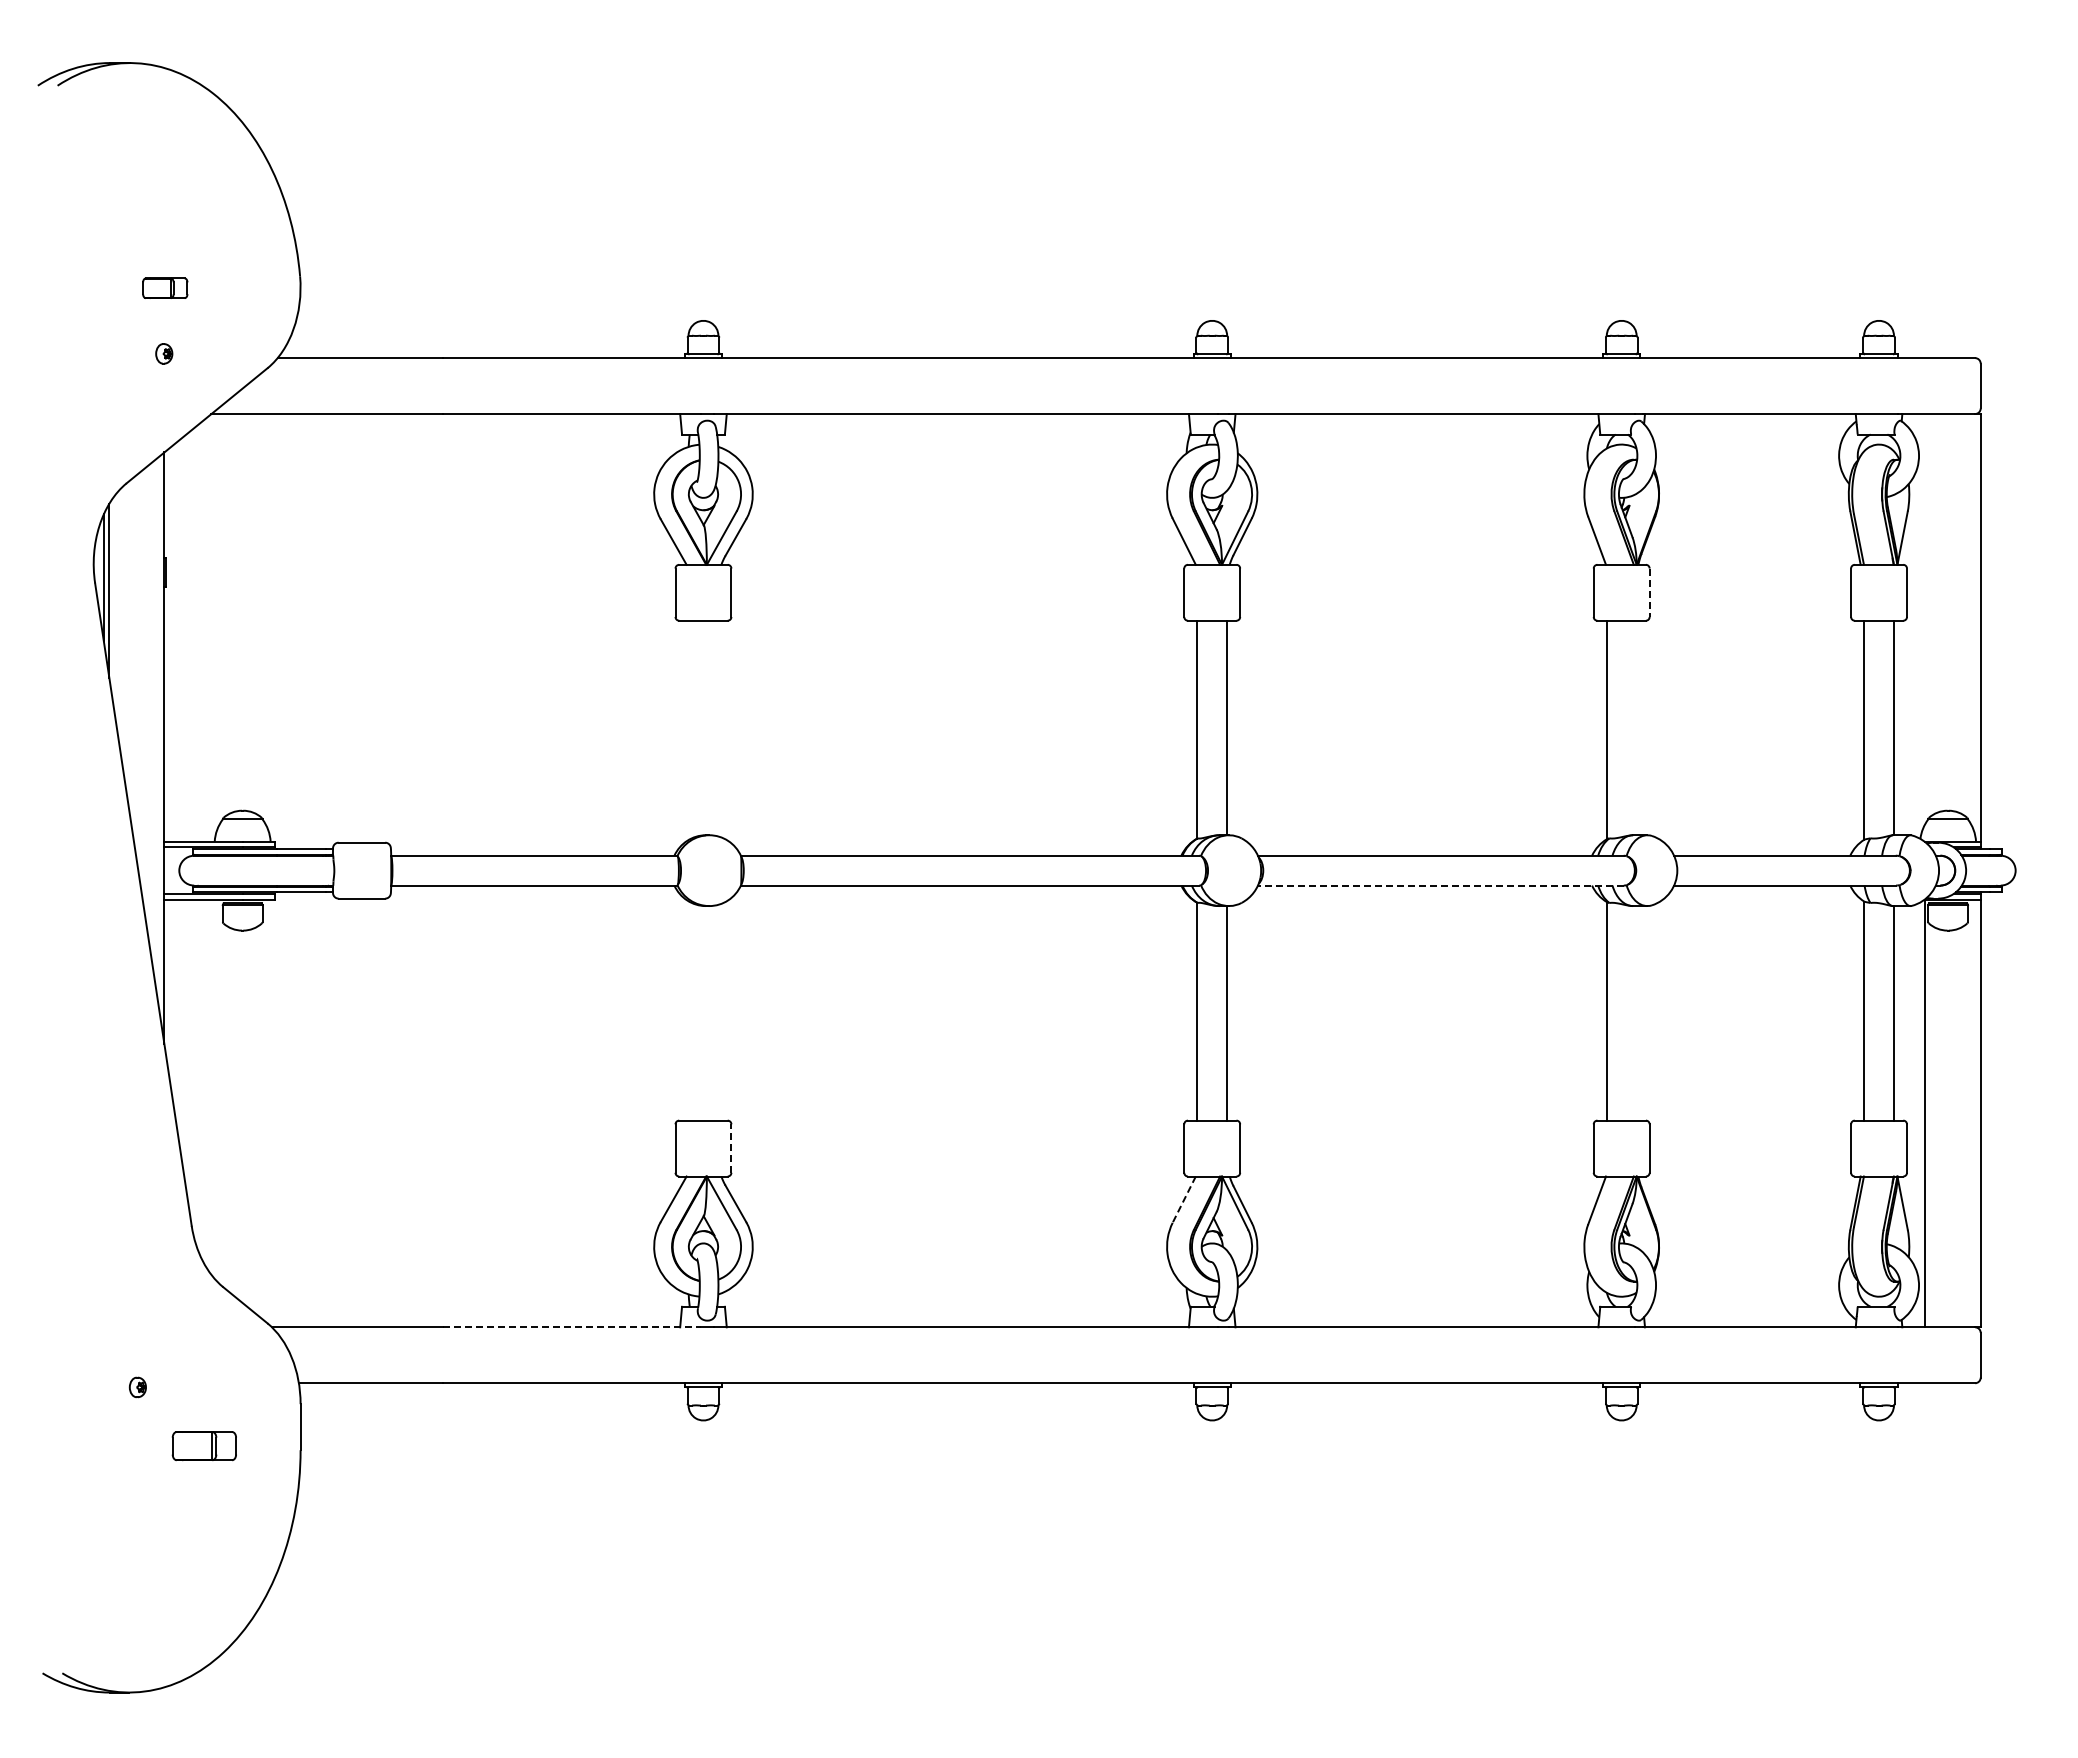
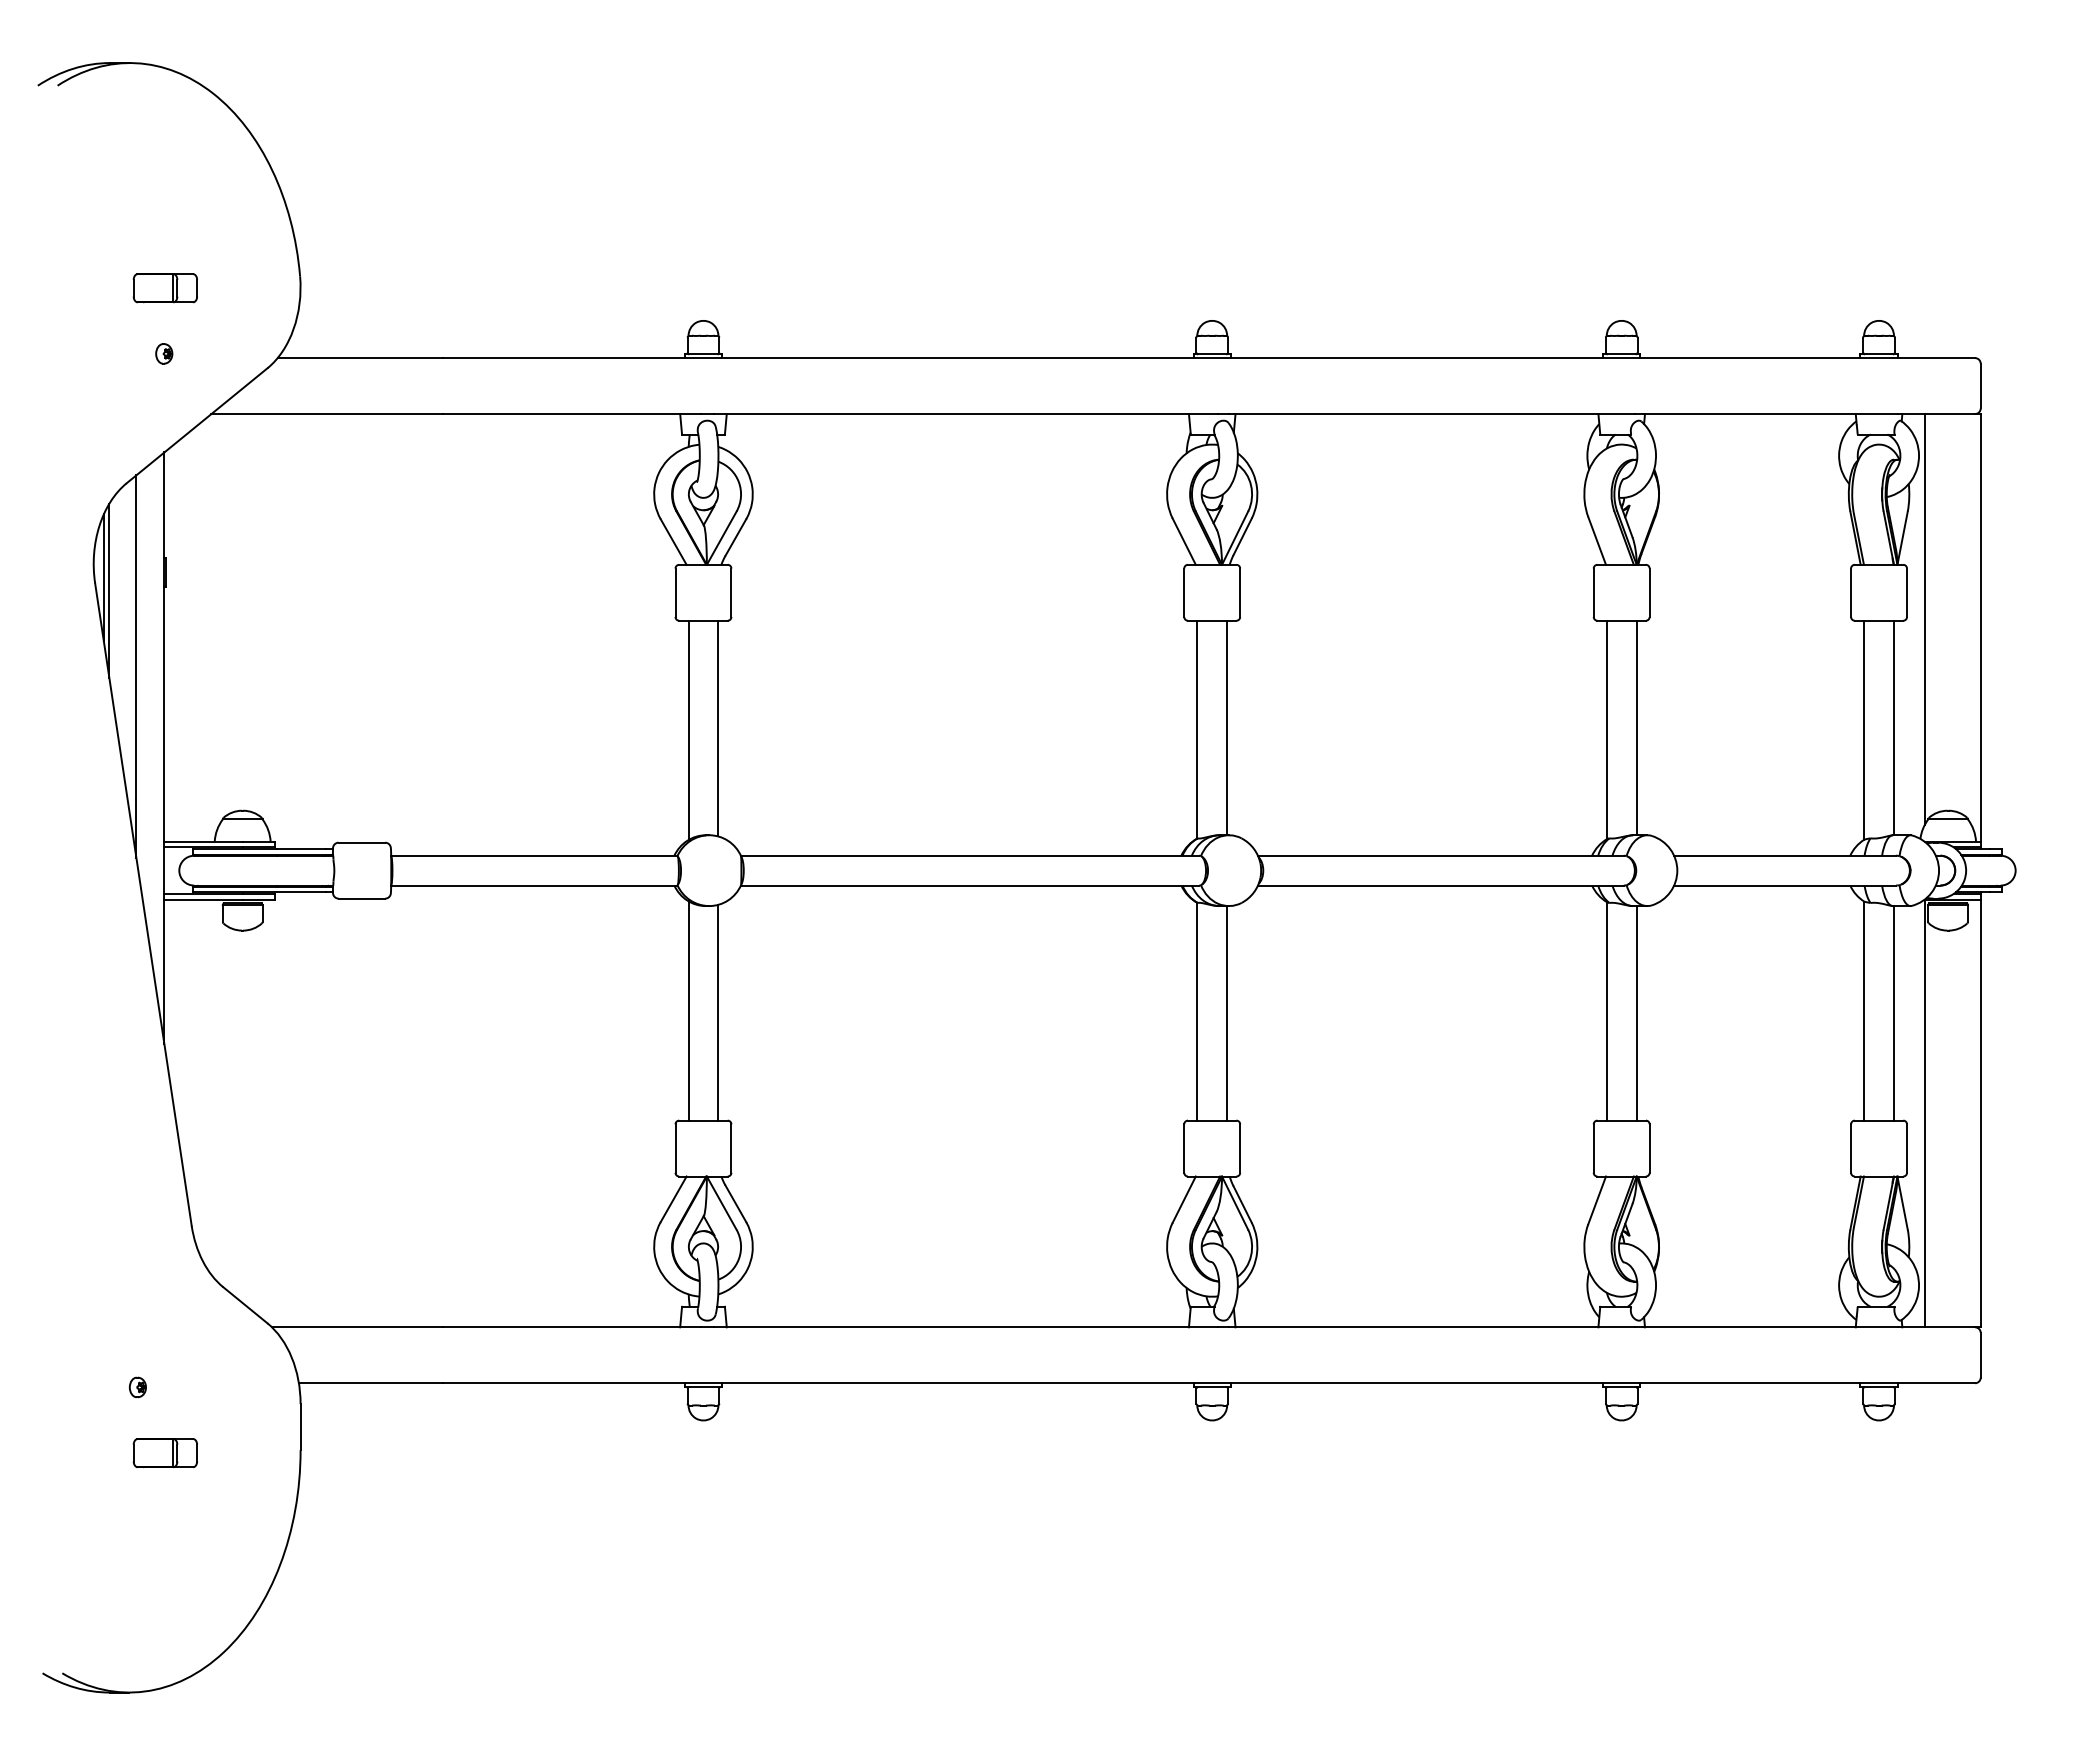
part size: 47x22 px -> 66x31 px (164, 288)
line: dashed -> solid (1649, 593)
line: none -> present (1924, 619)
line: none -> present (136, 666)
line: none -> present (1636, 727)
line: none -> present (718, 728)
line: none -> present (688, 730)
line: dashed -> solid (1440, 885)
line: none -> present (688, 1010)
line: none -> present (718, 1012)
line: none -> present (1636, 1013)
line: dashed -> solid (731, 1148)
line: dashed -> solid (1184, 1199)
line: dashed -> solid (571, 1327)
part position: (203, 1446) -> (164, 1453) (164, 1453)
